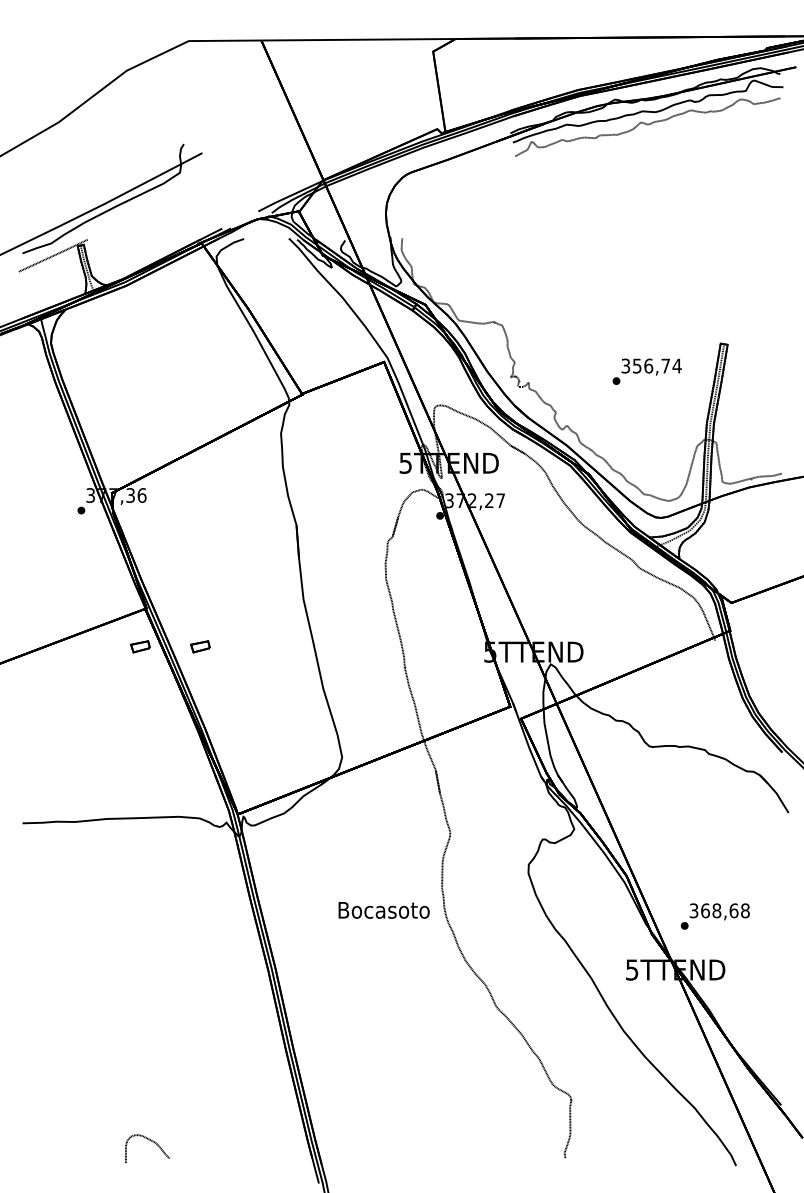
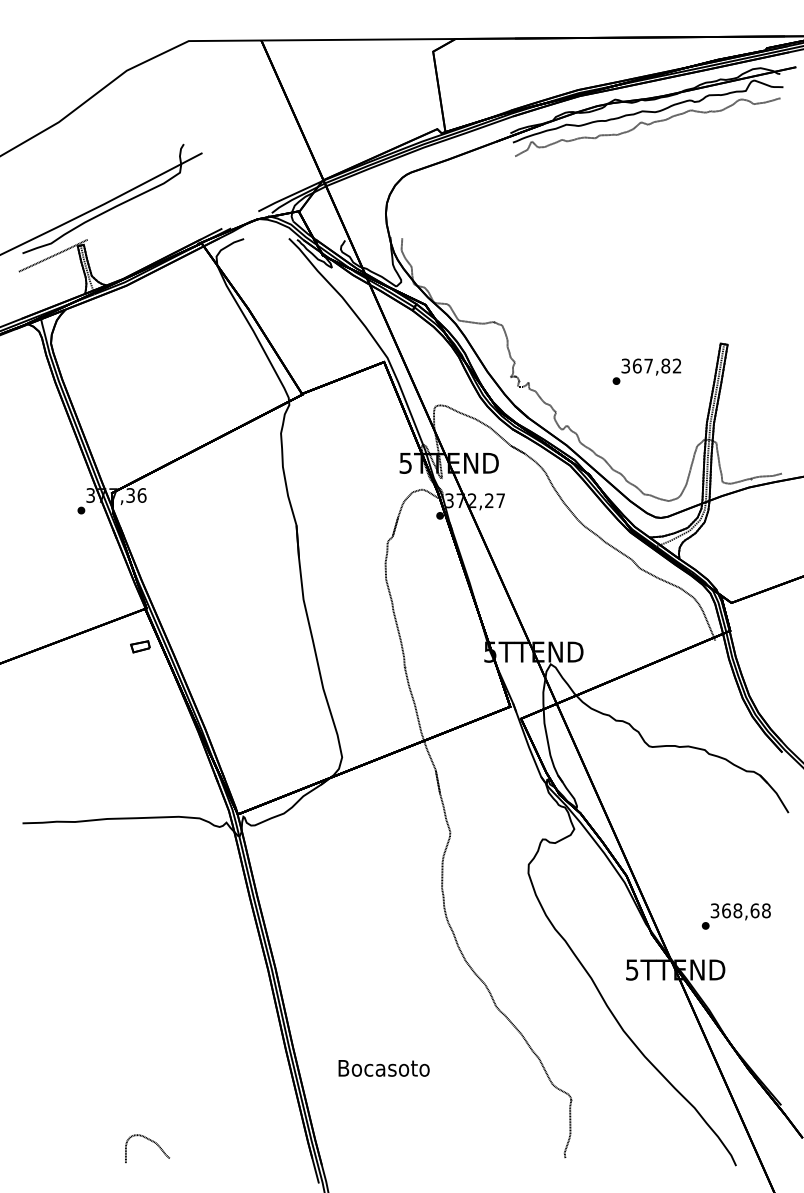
text: 356,74 -> 367,82 (656, 365)
part: present -> none (200, 646)
text position: (383, 910) -> (383, 1068) (383, 1068)
text position: (714, 916) -> (735, 916) (735, 916)
